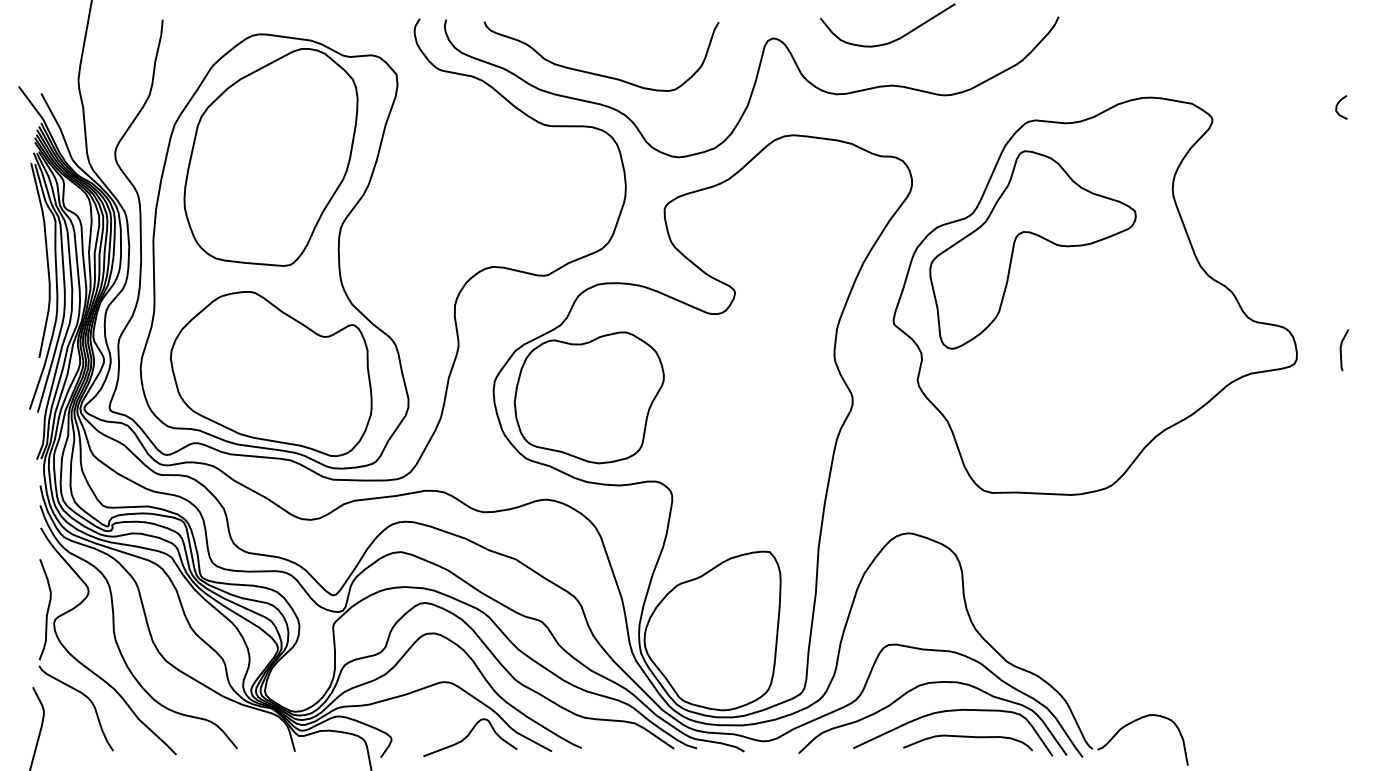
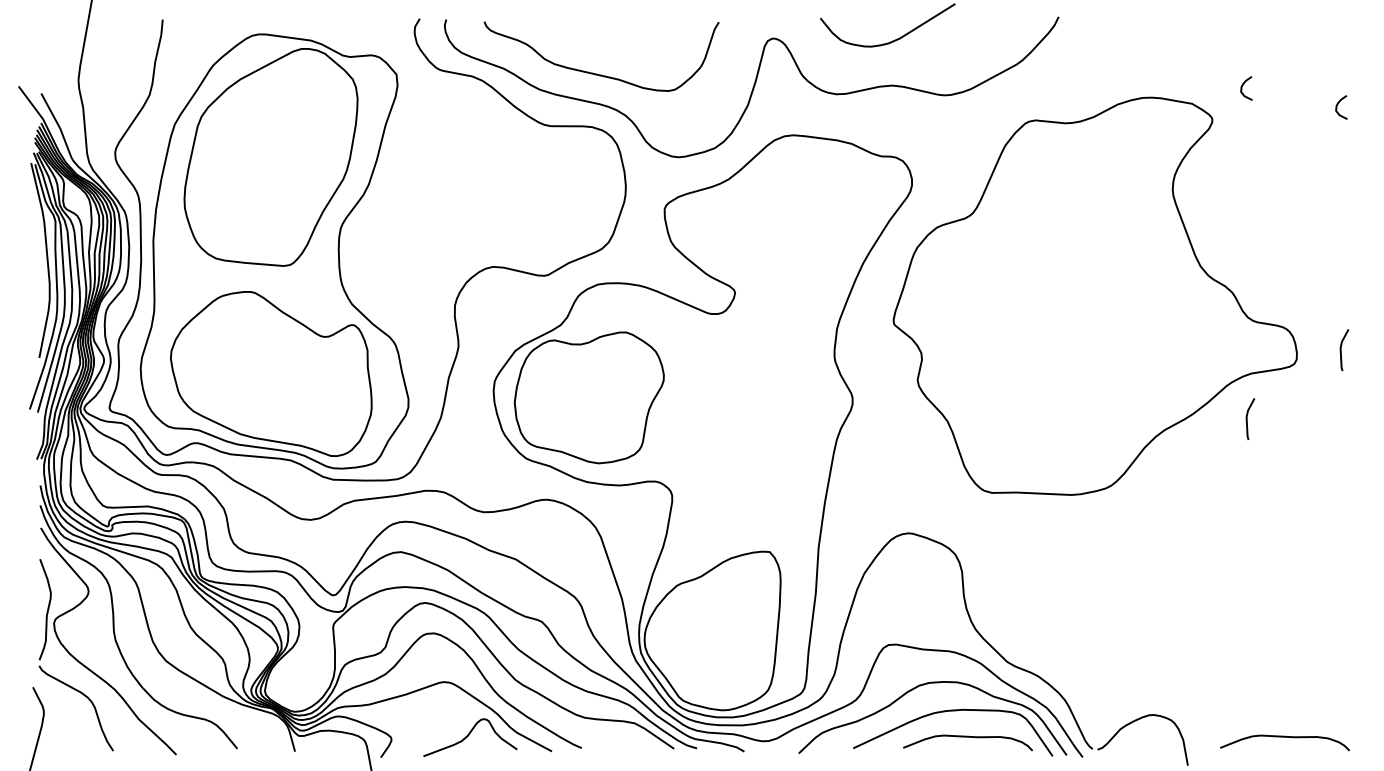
curve: none -> present (1242, 88)
part: present -> none (1039, 237)
line: none -> present (1247, 418)
curve: none -> present (1284, 737)
